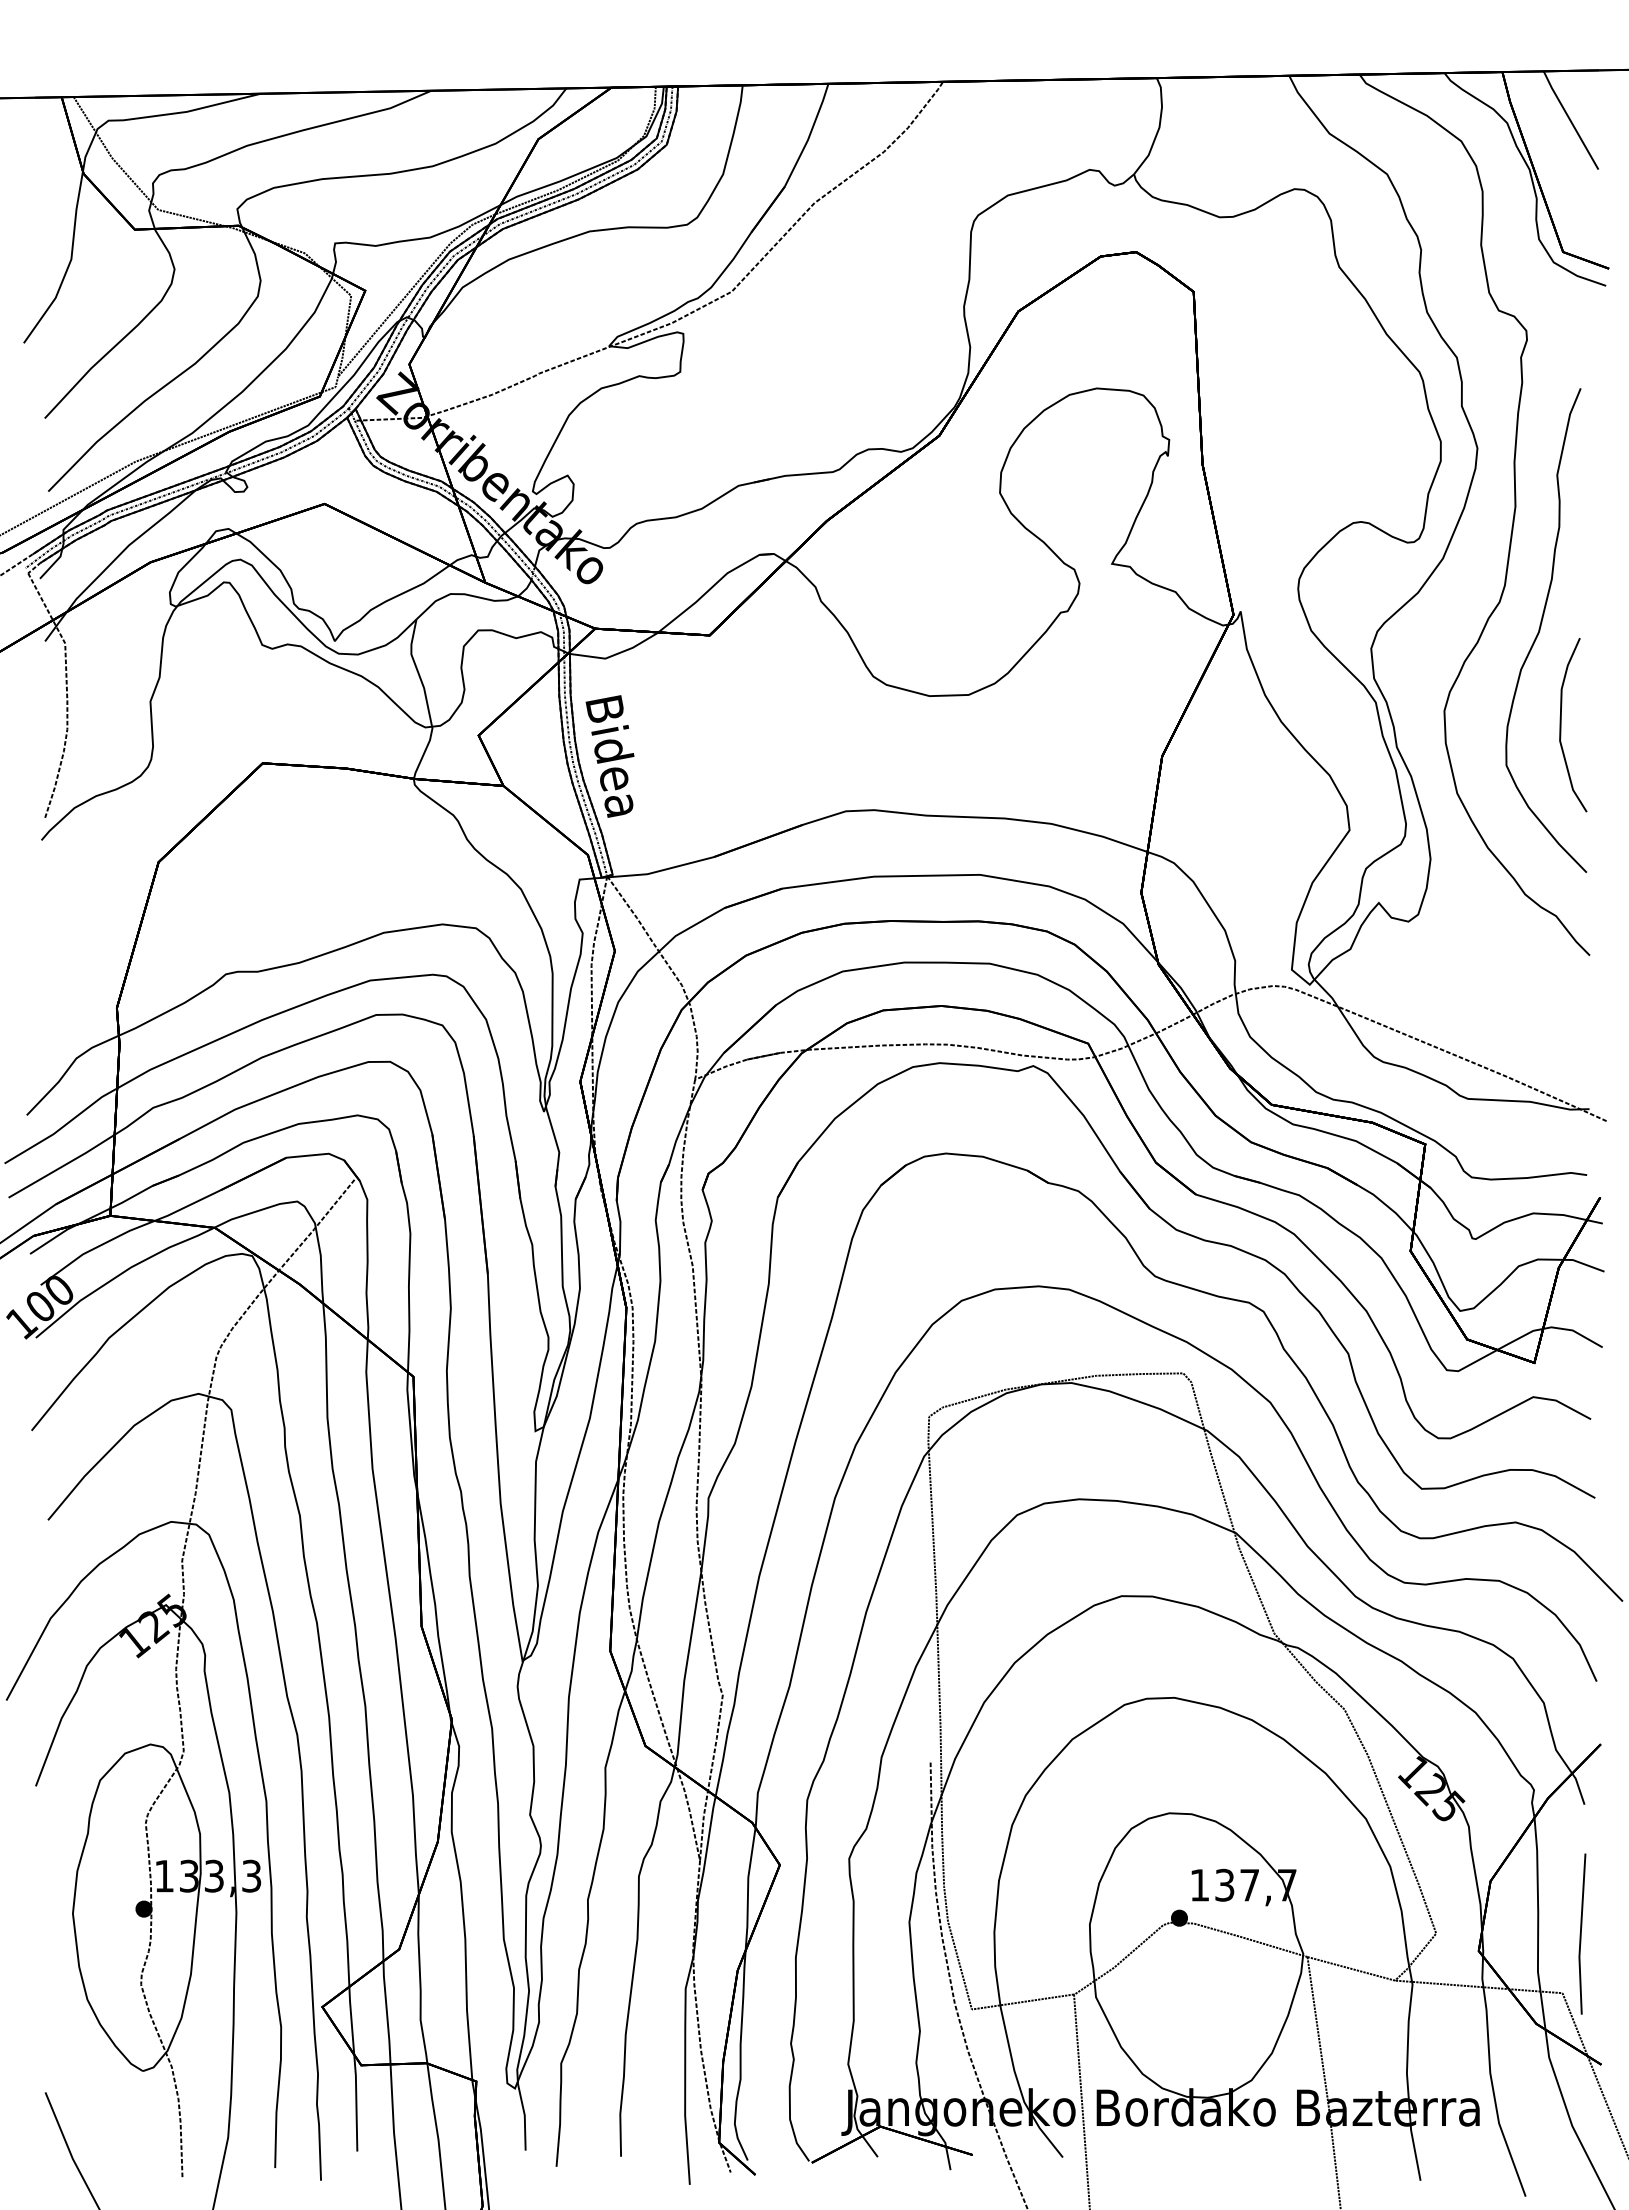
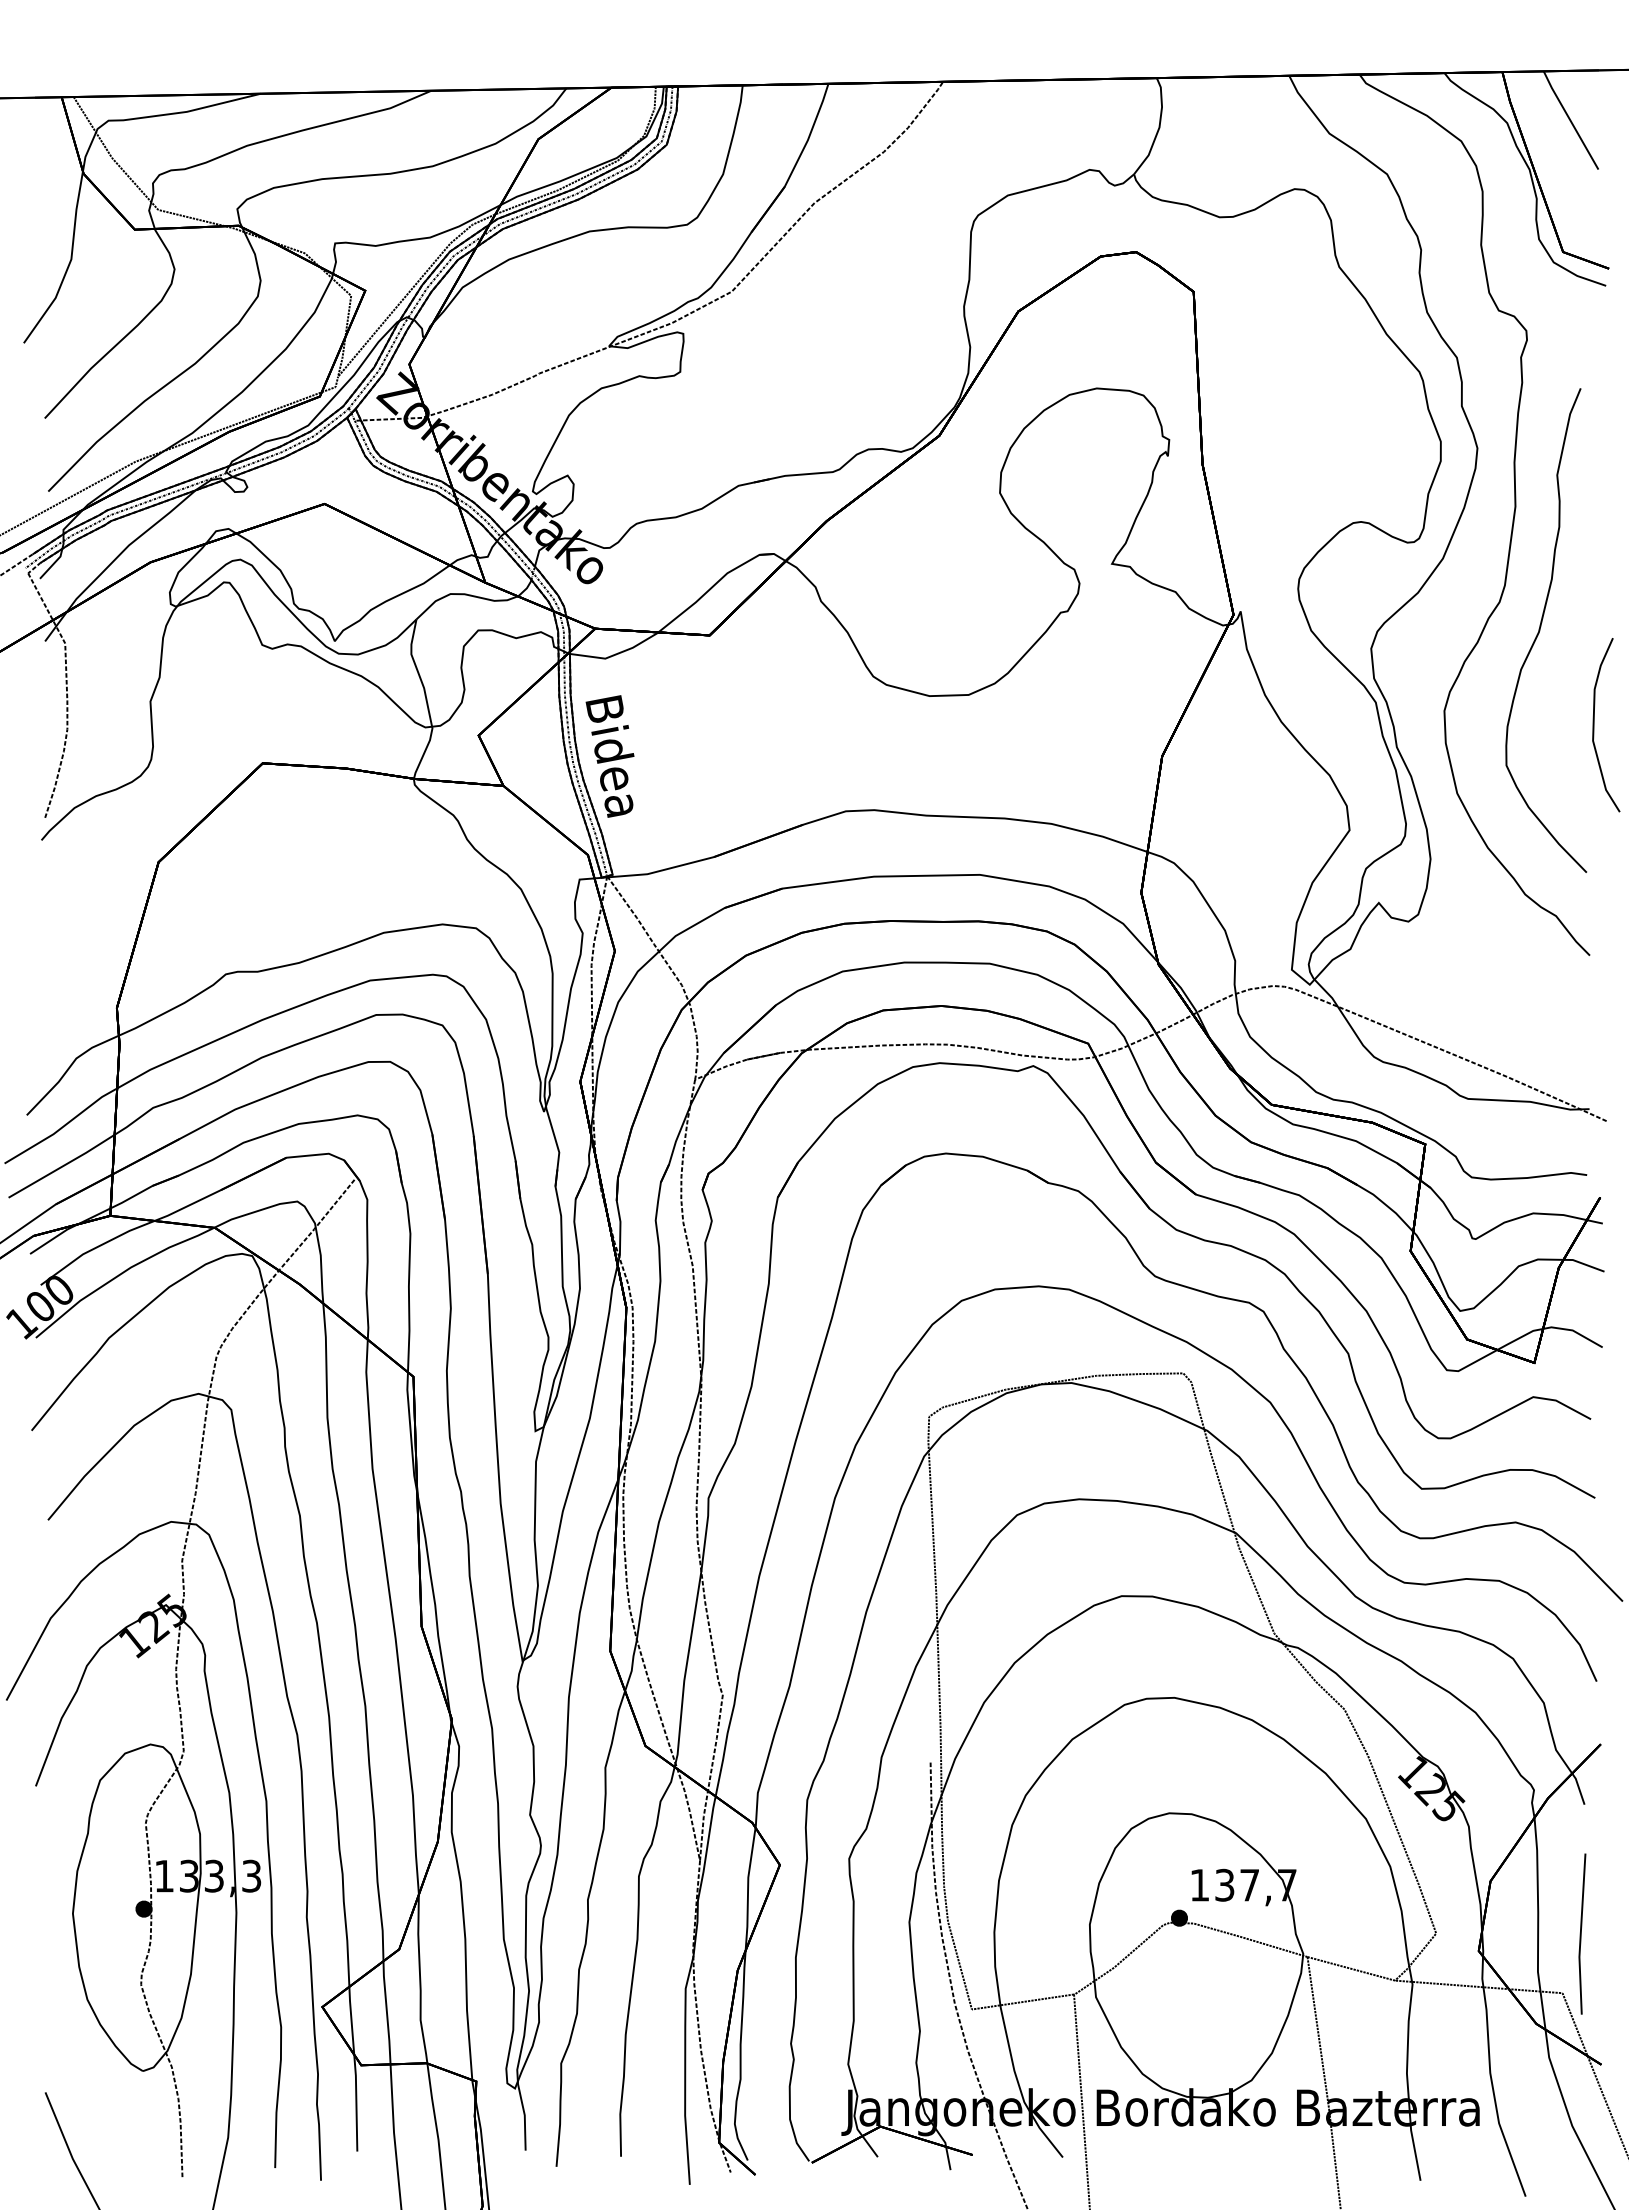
curve position: (1561, 725) -> (1594, 725) (1594, 725)
